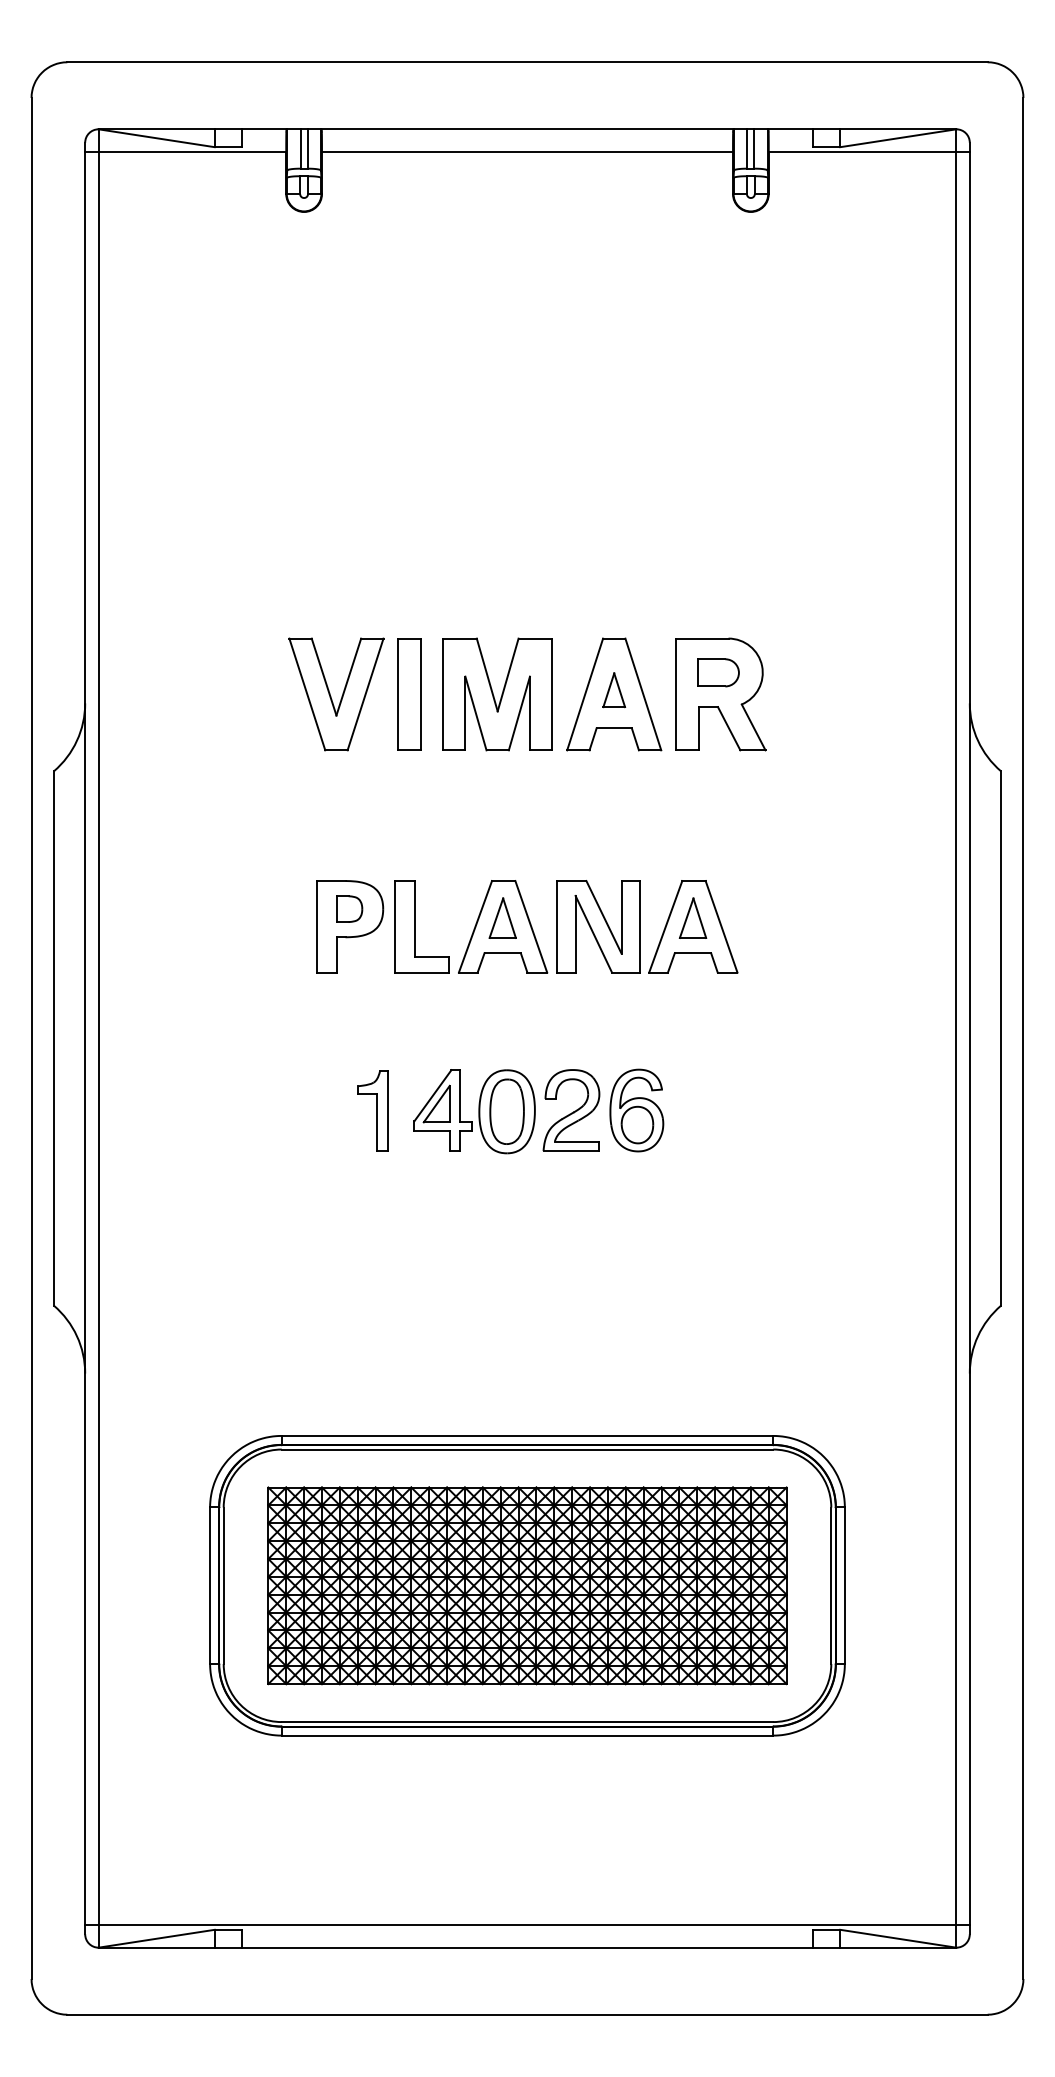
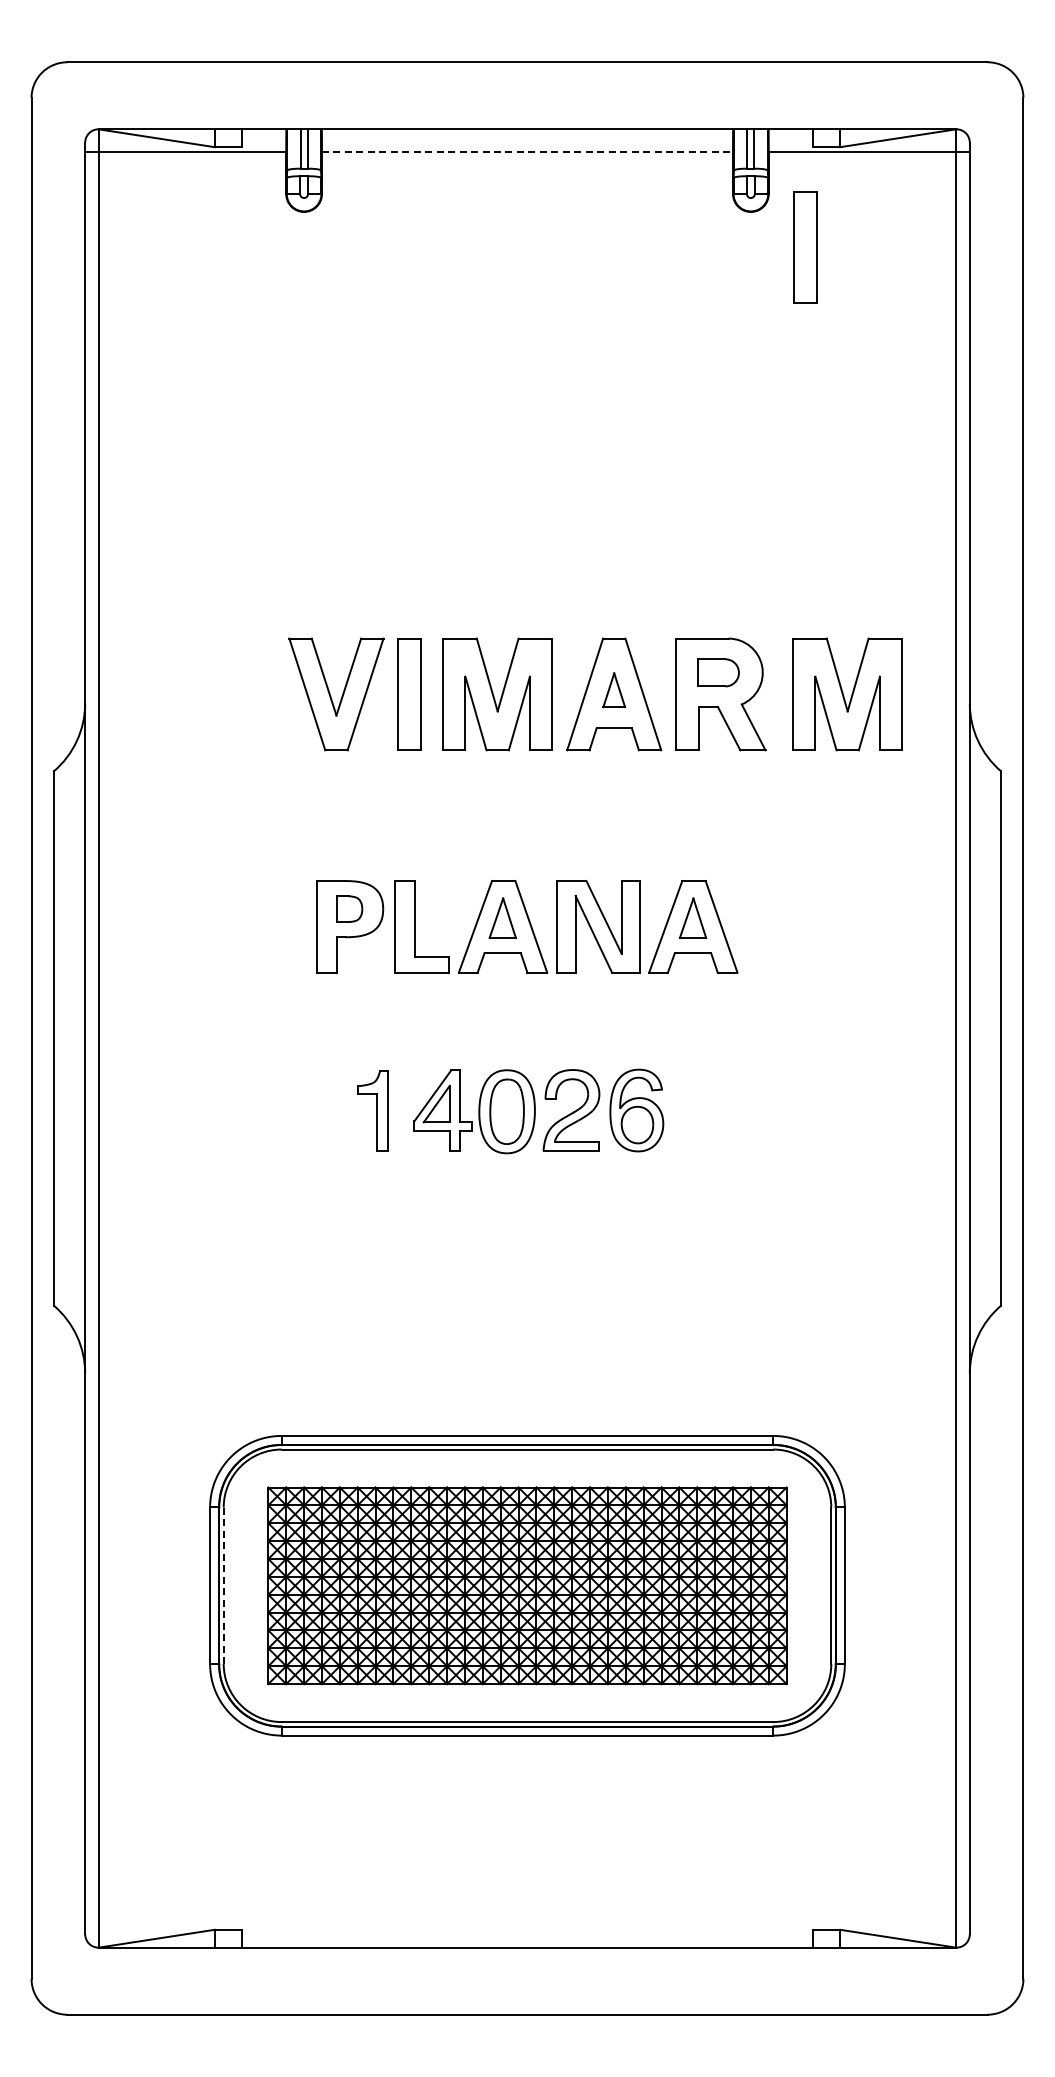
line: solid -> dashed (527, 151)
part: none -> present (805, 247)
part: none -> present (847, 694)
line: solid -> dashed (223, 1585)
line: present -> none (527, 1925)
